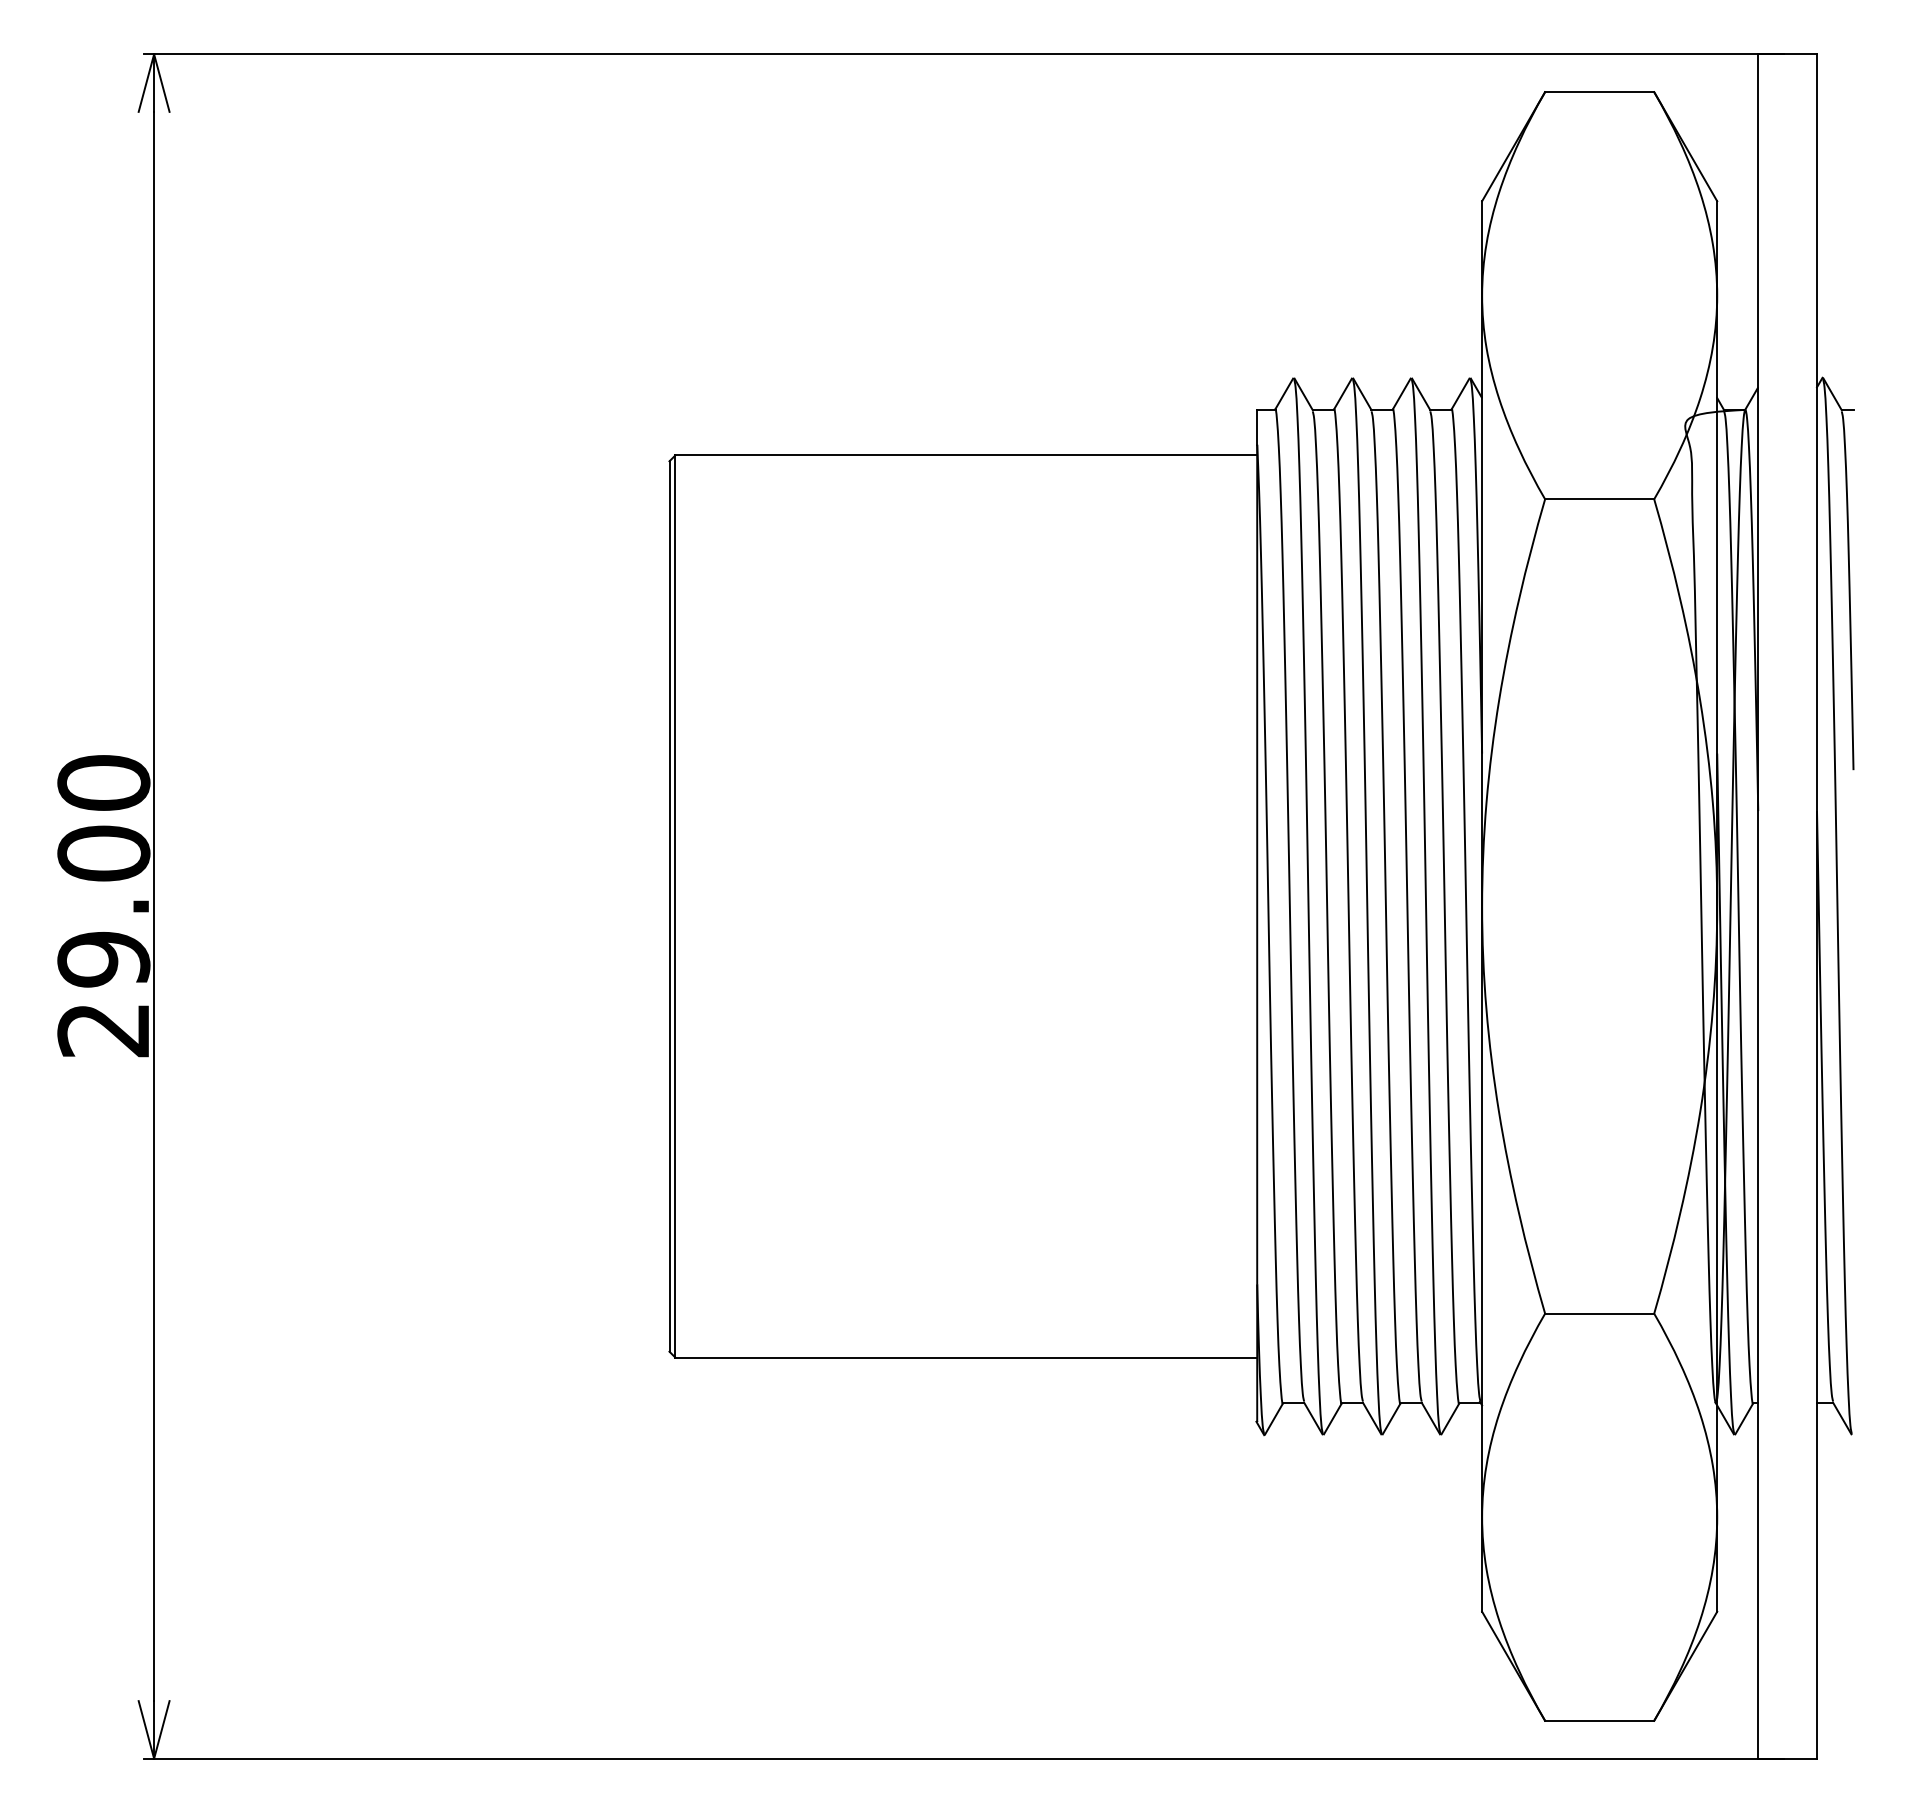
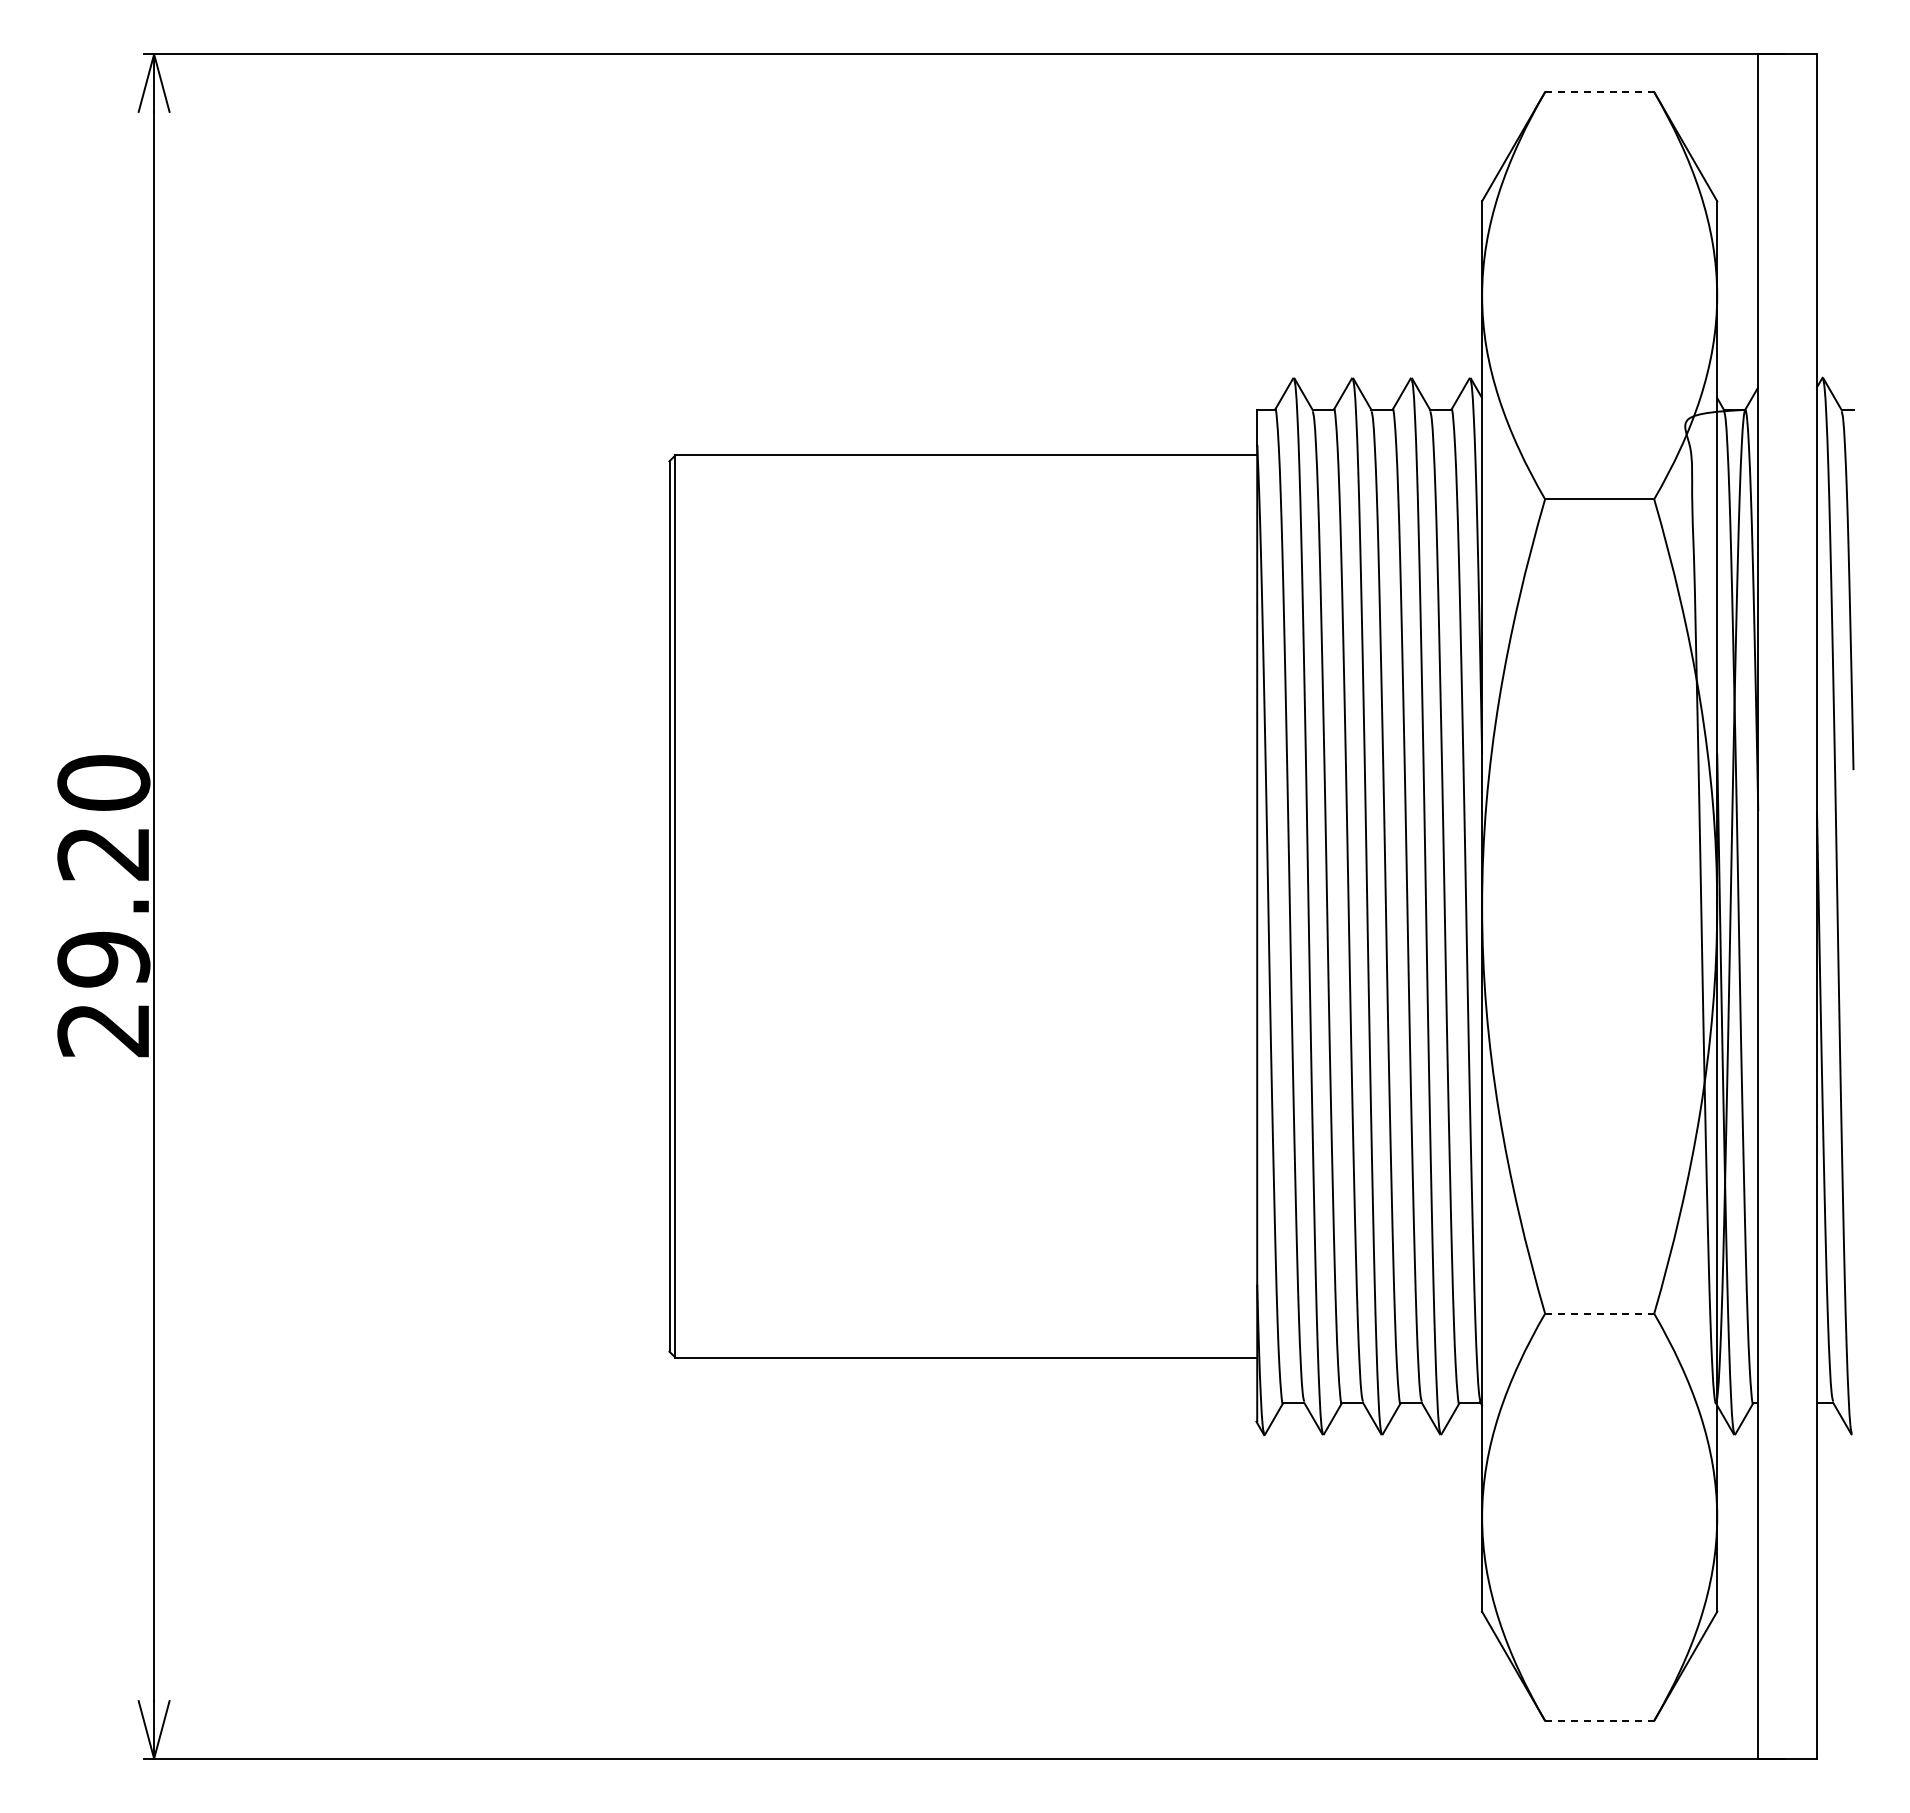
line: solid -> dashed (1599, 92)
text: 29.00 -> 29.20 (103, 853)
line: solid -> dashed (1599, 1313)
line: solid -> dashed (1599, 1720)
